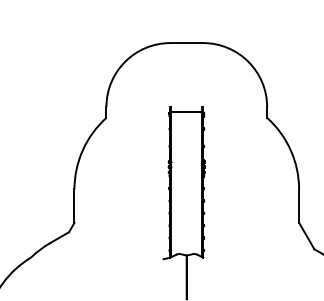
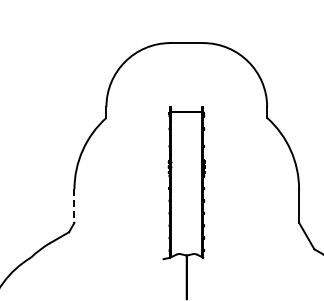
line: solid -> dashed (74, 206)
